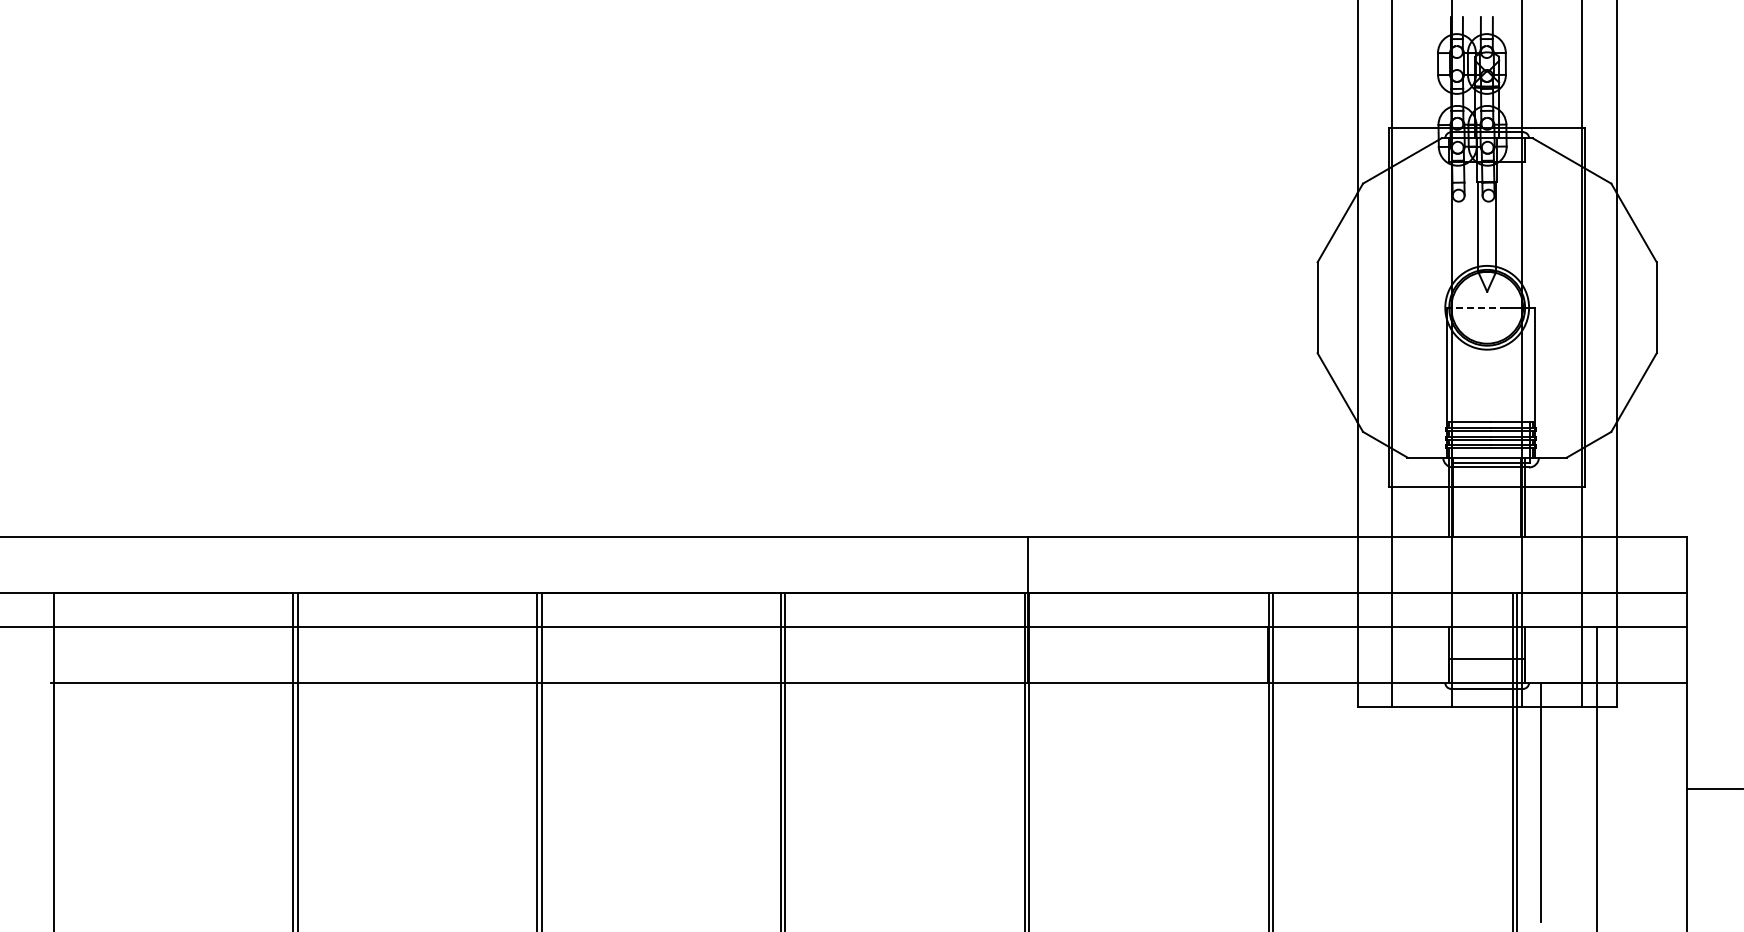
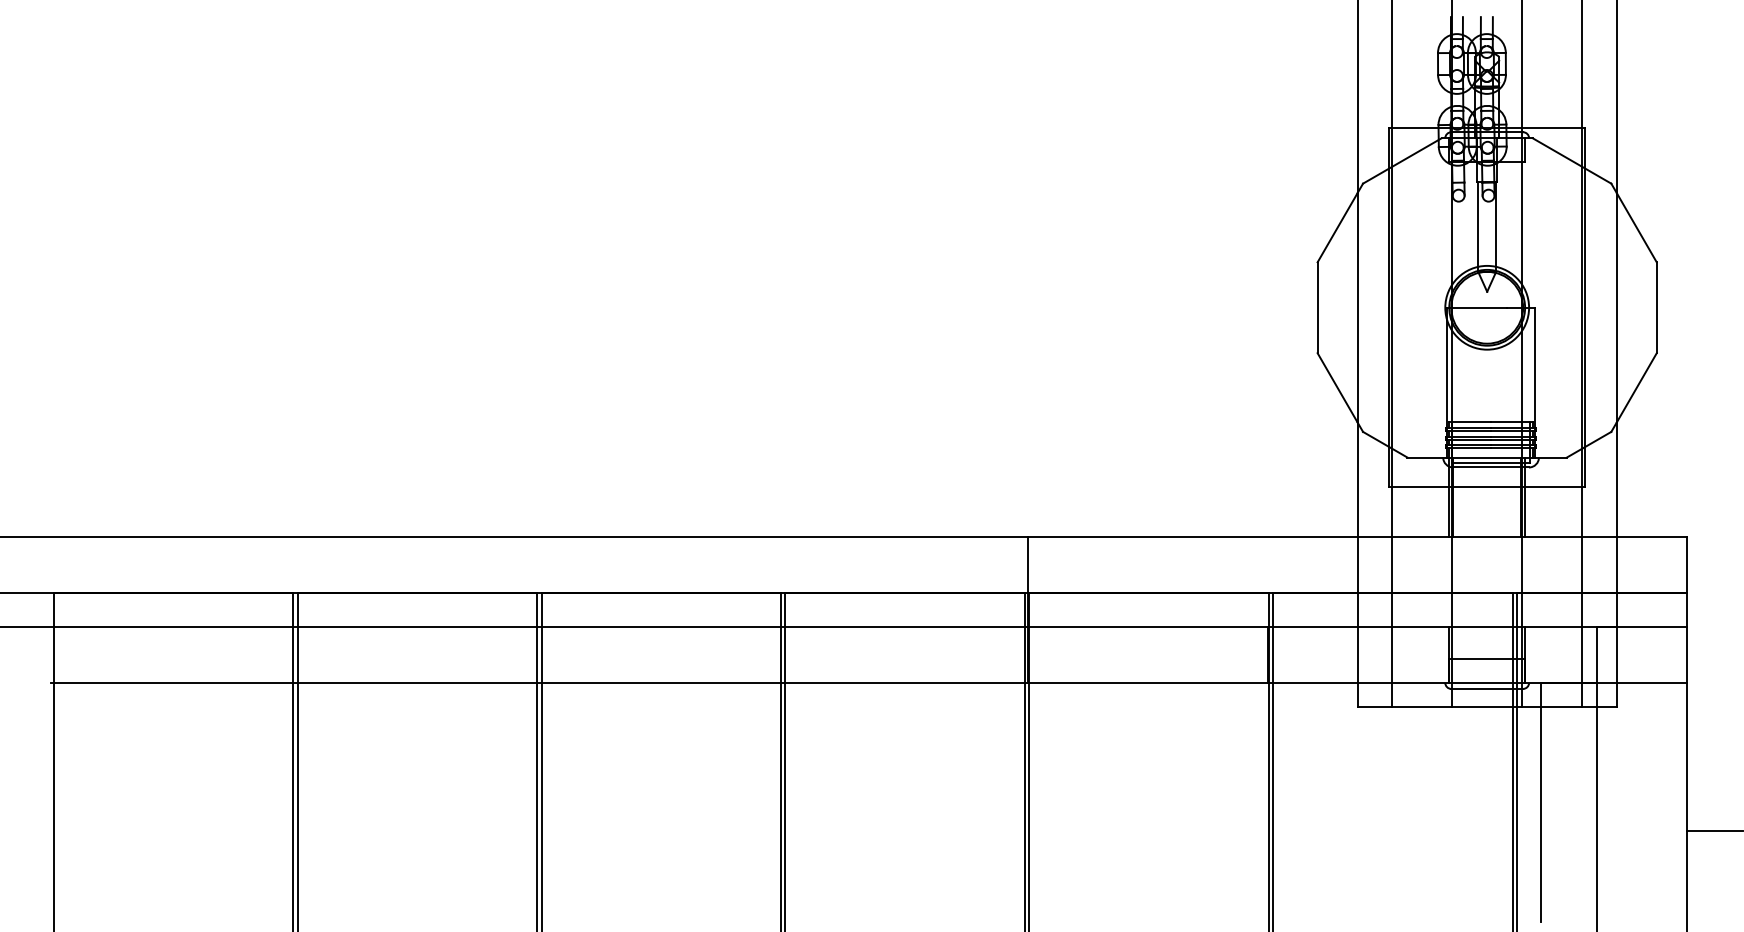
line: dashed -> solid (1476, 307)
line position: (1713, 788) -> (1713, 830) (1713, 830)
